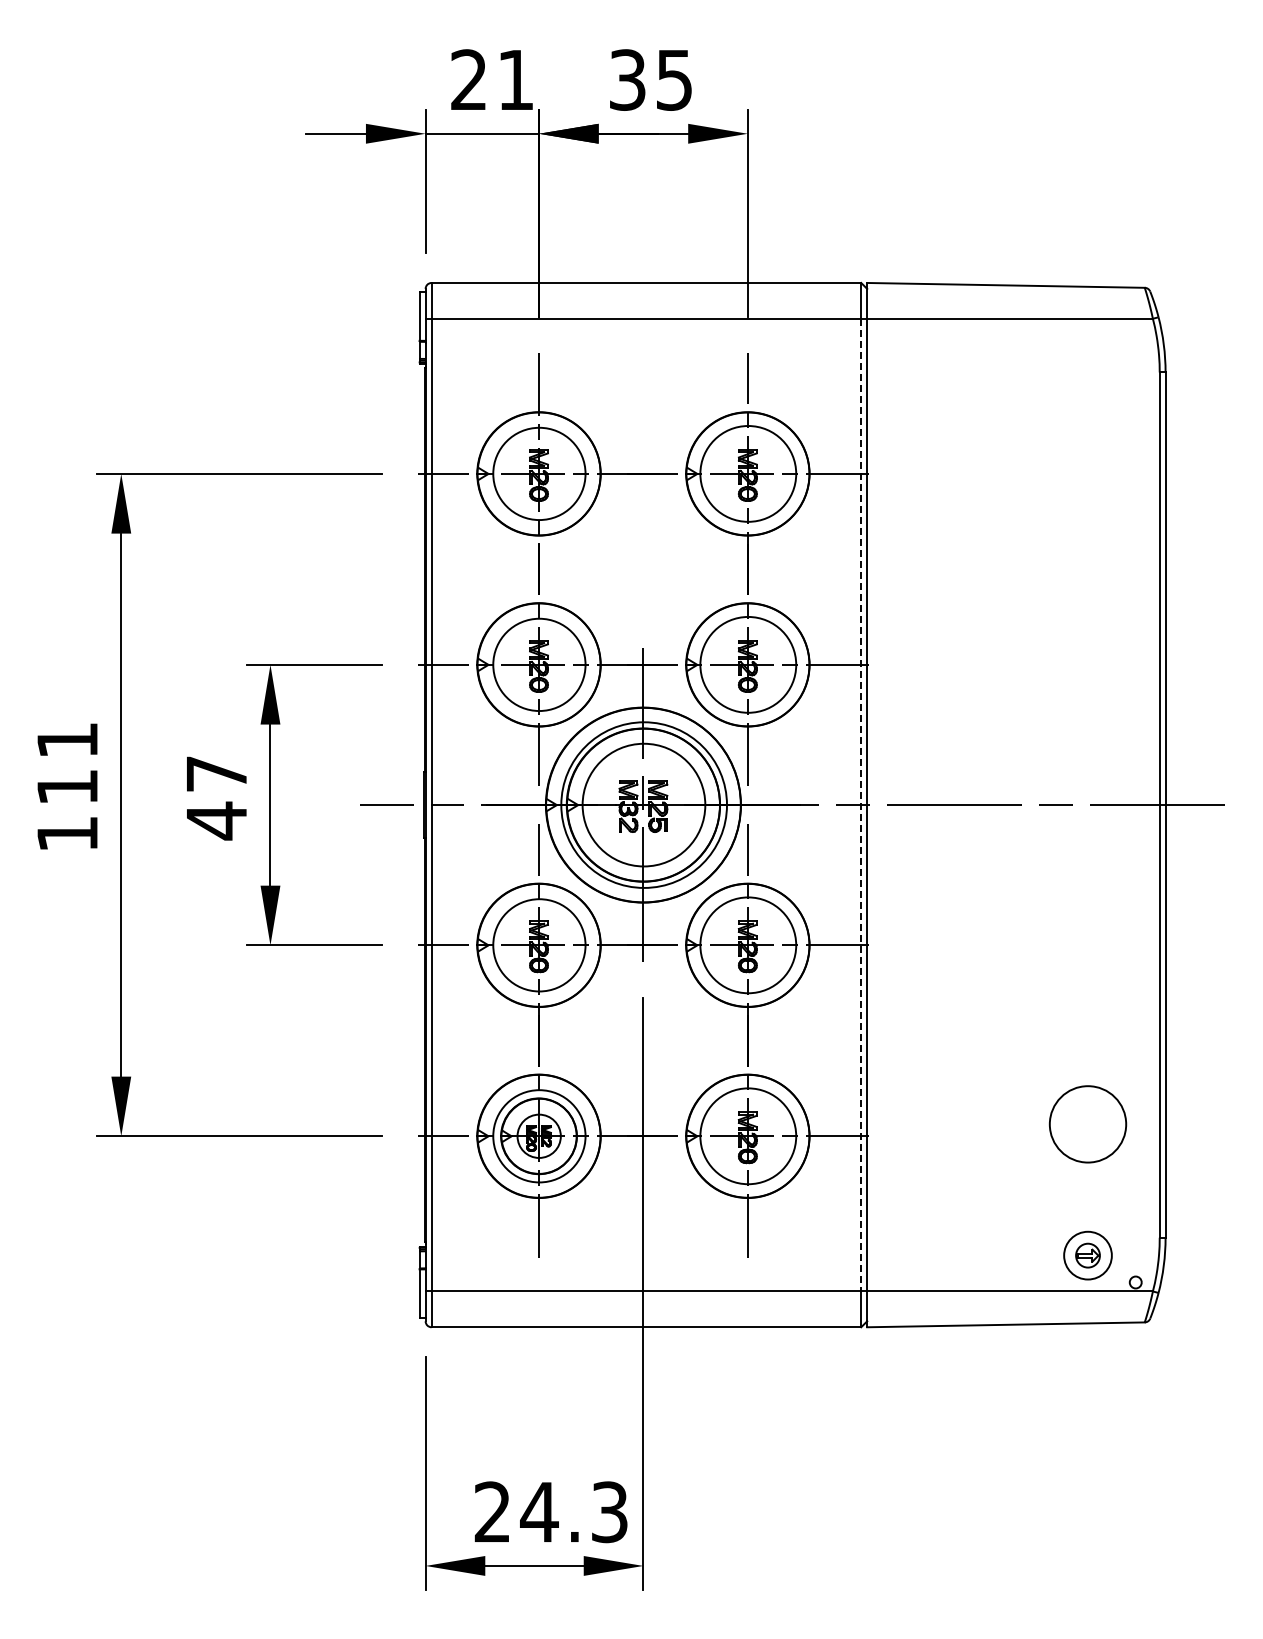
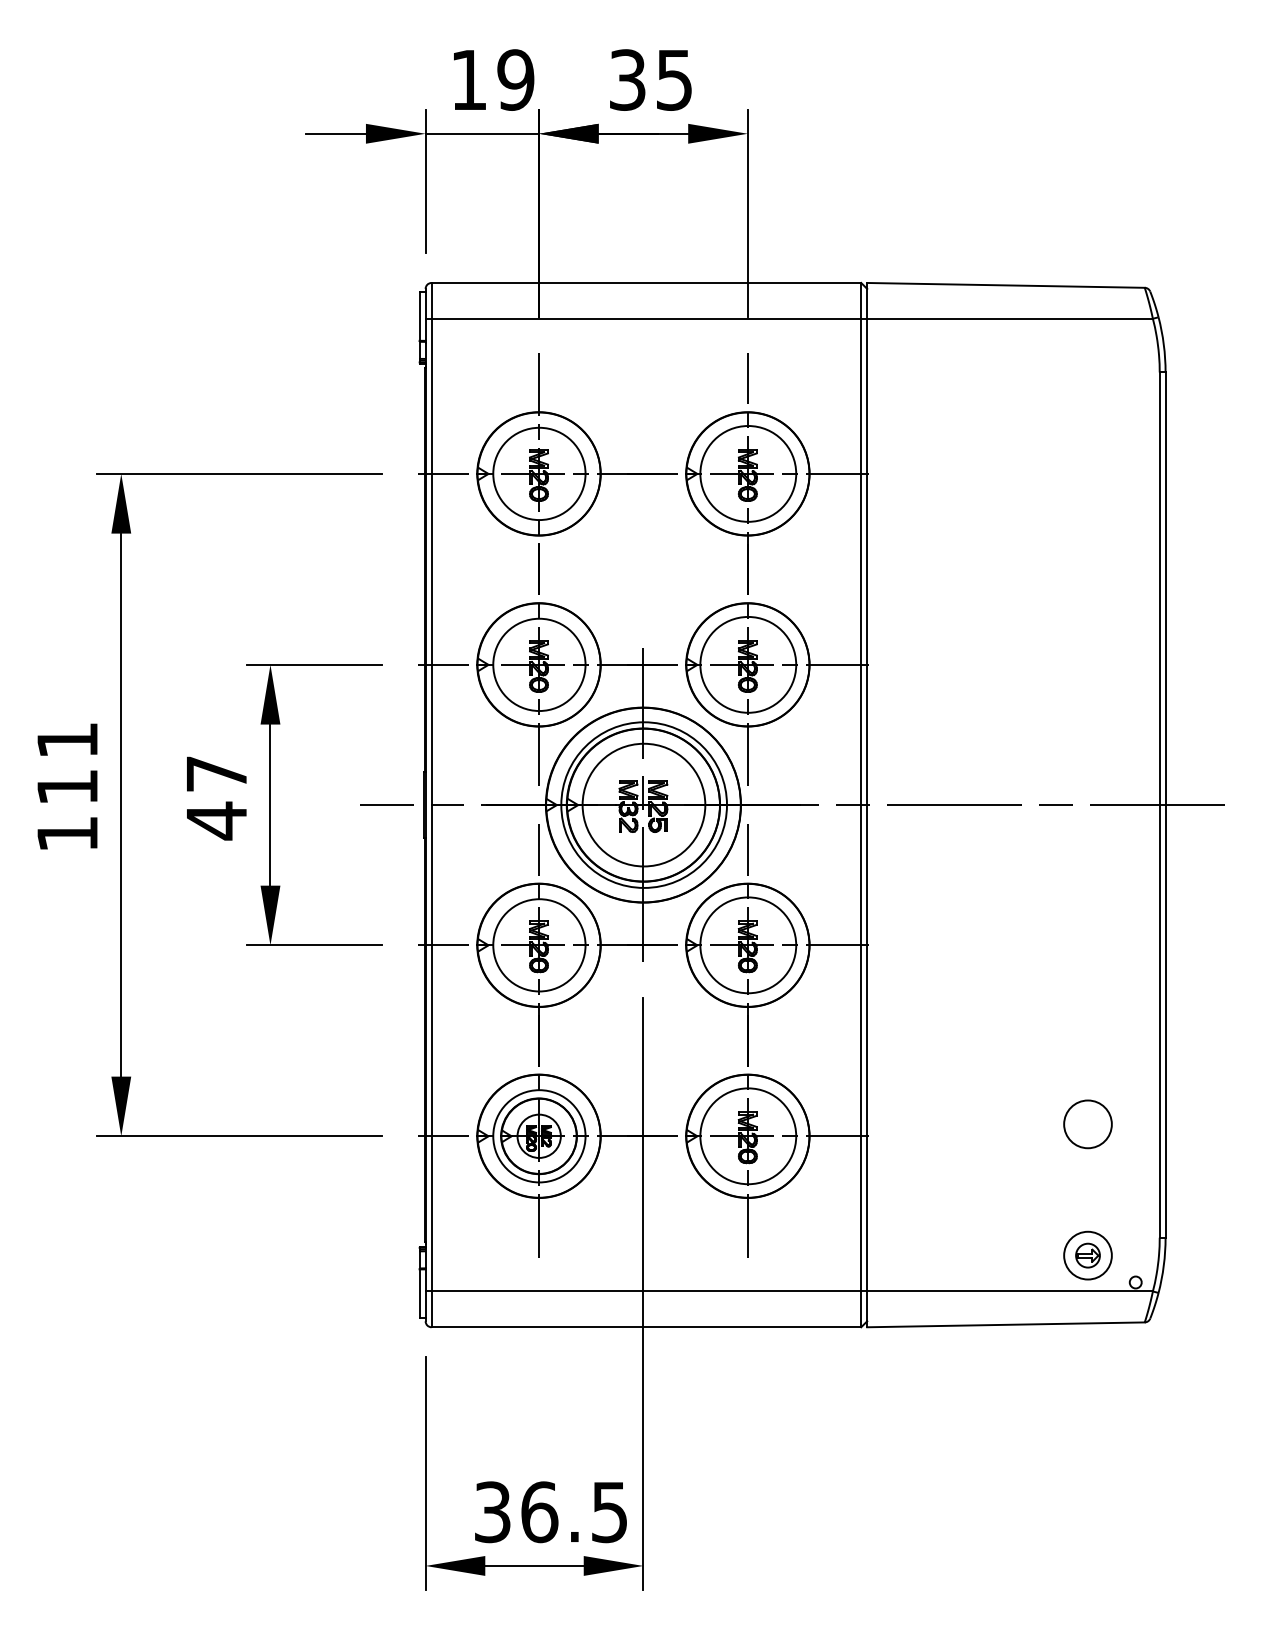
text: 21 -> 19 (492, 79)
line: dashed -> solid (861, 805)
circle diameter: 76 px -> 48 px (1087, 1124)
text: 24.3 -> 36.5 (550, 1512)
